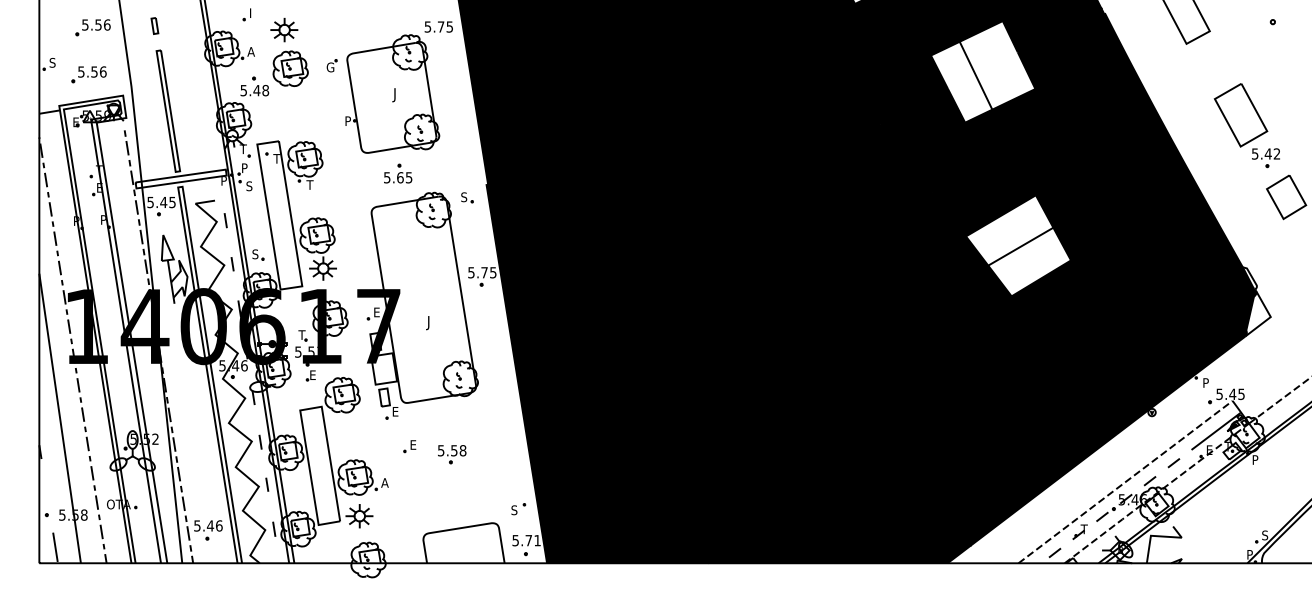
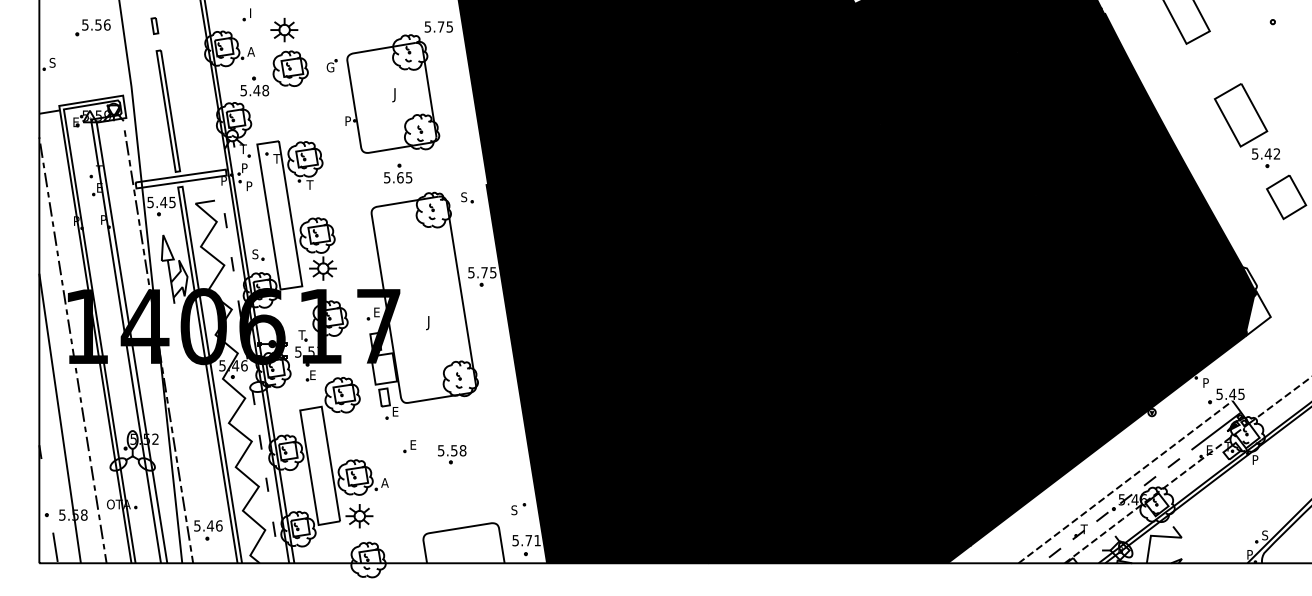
fill: none -> present (982, 71)
part: present -> none (88, 74)
text: S -> P (249, 186)
fill: none -> present (1018, 245)
